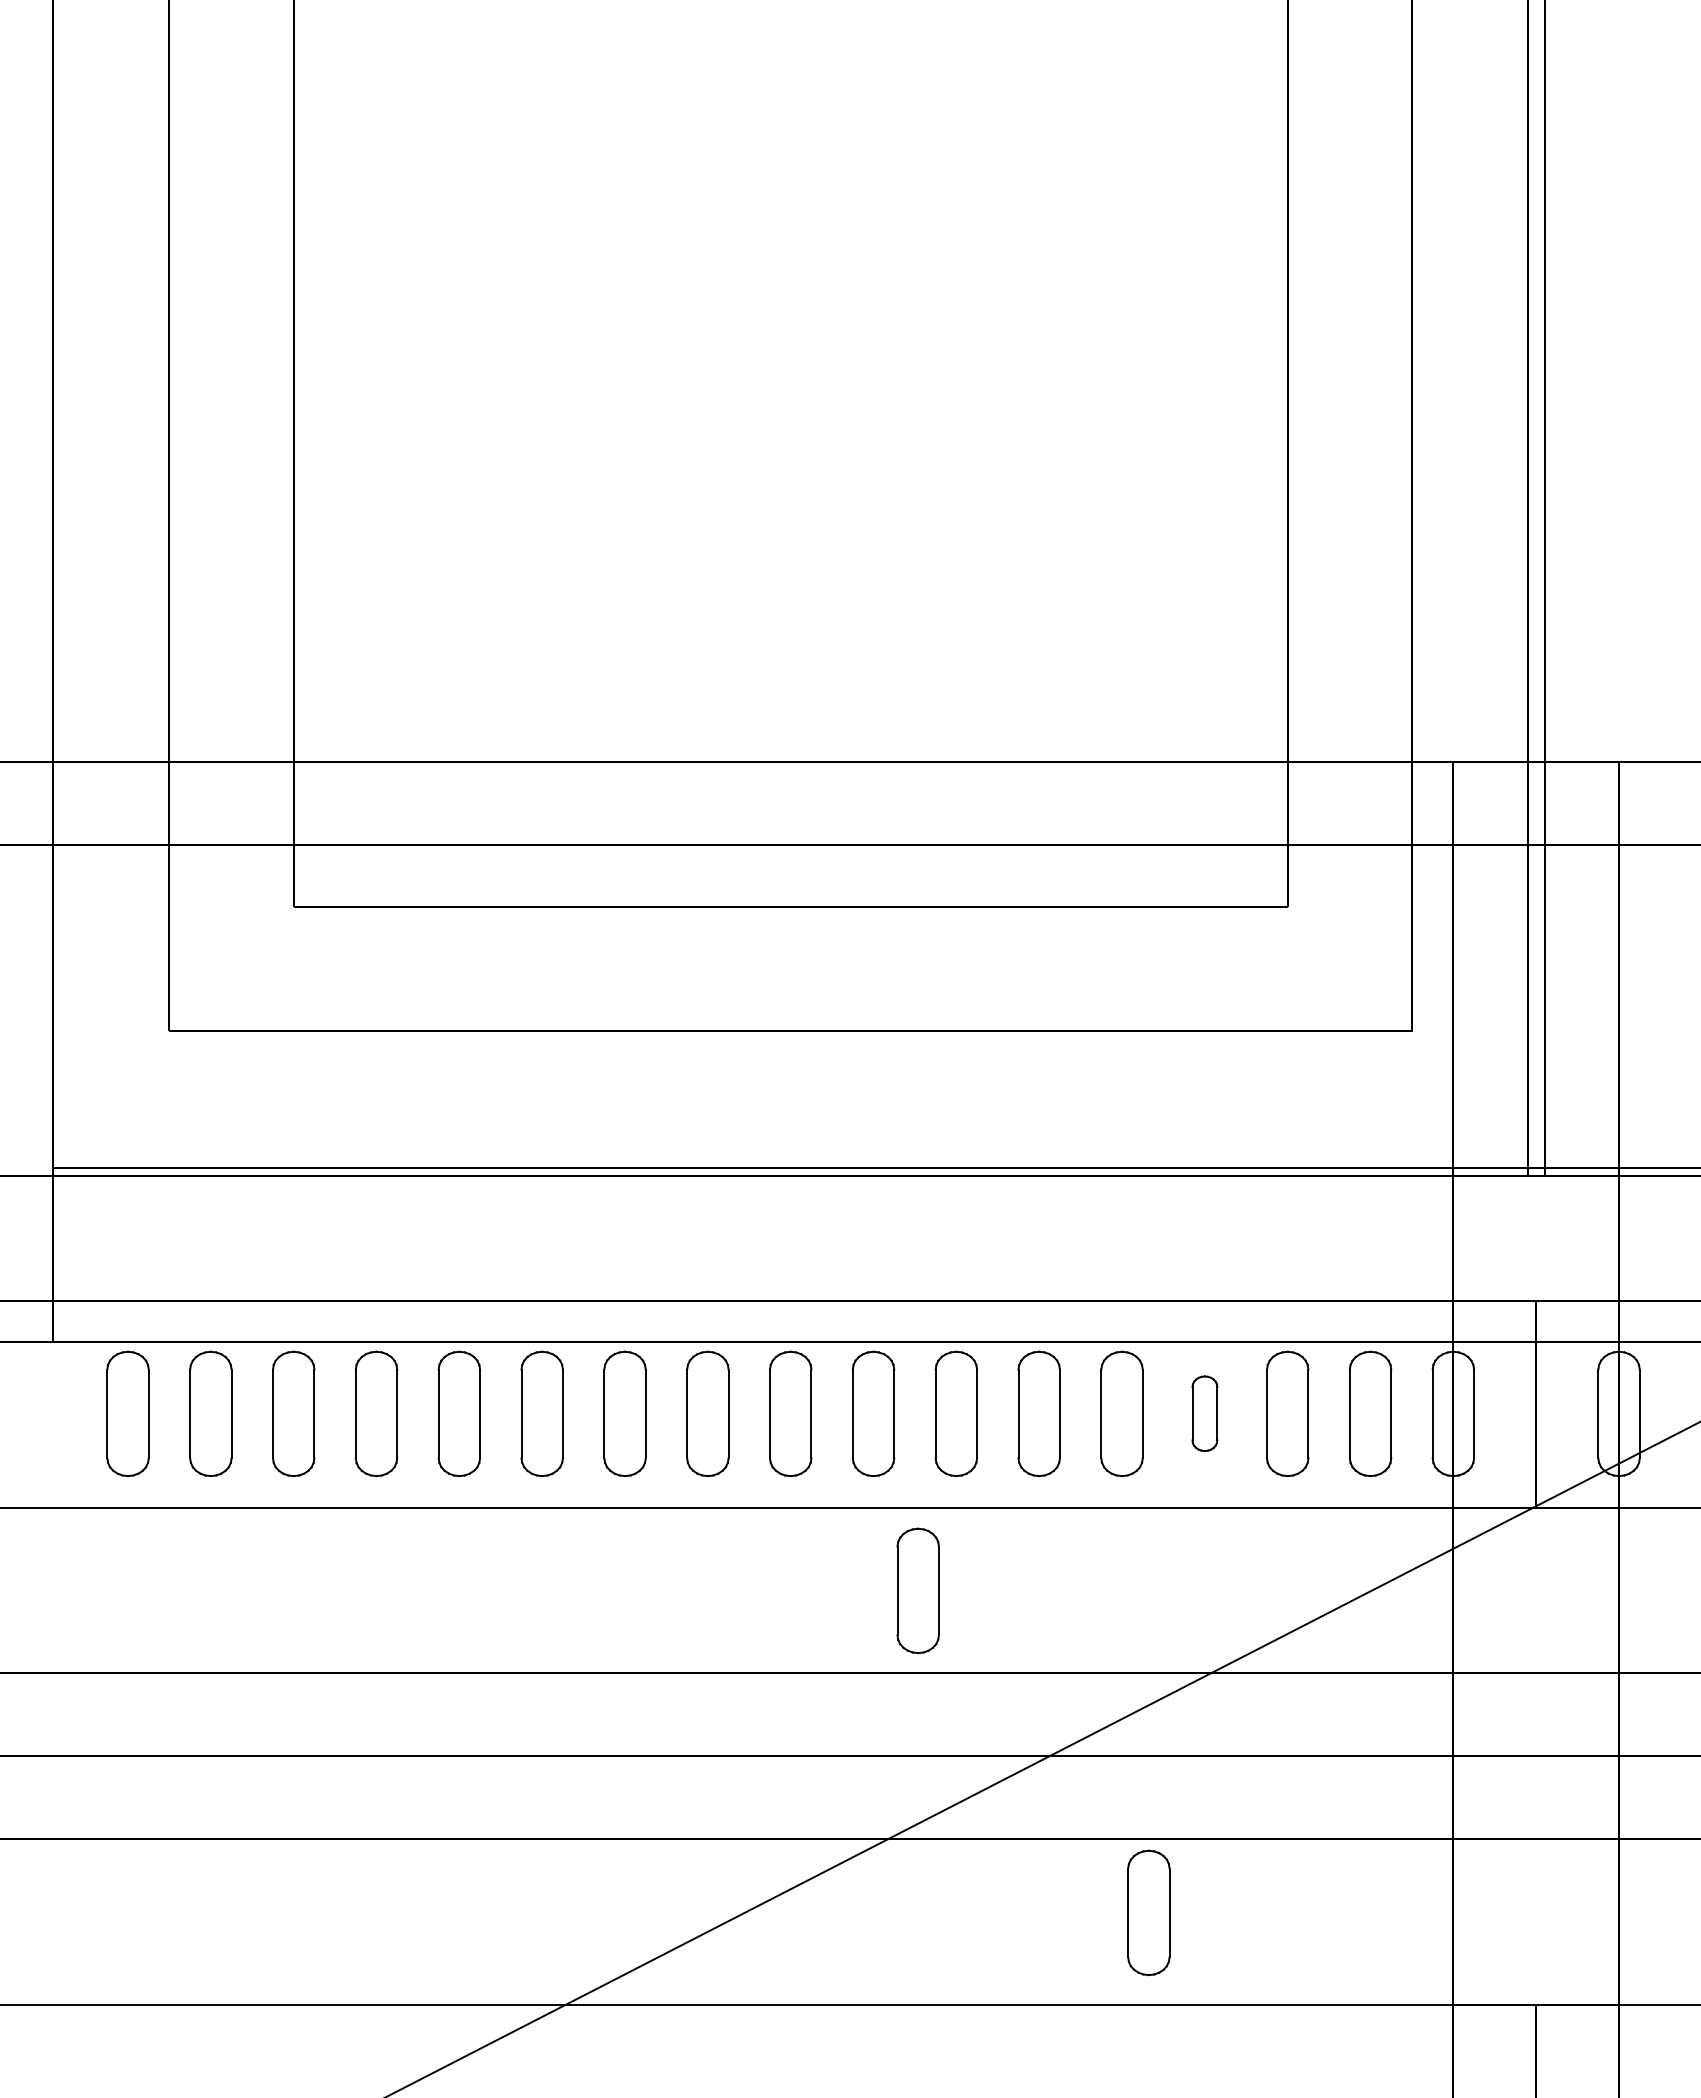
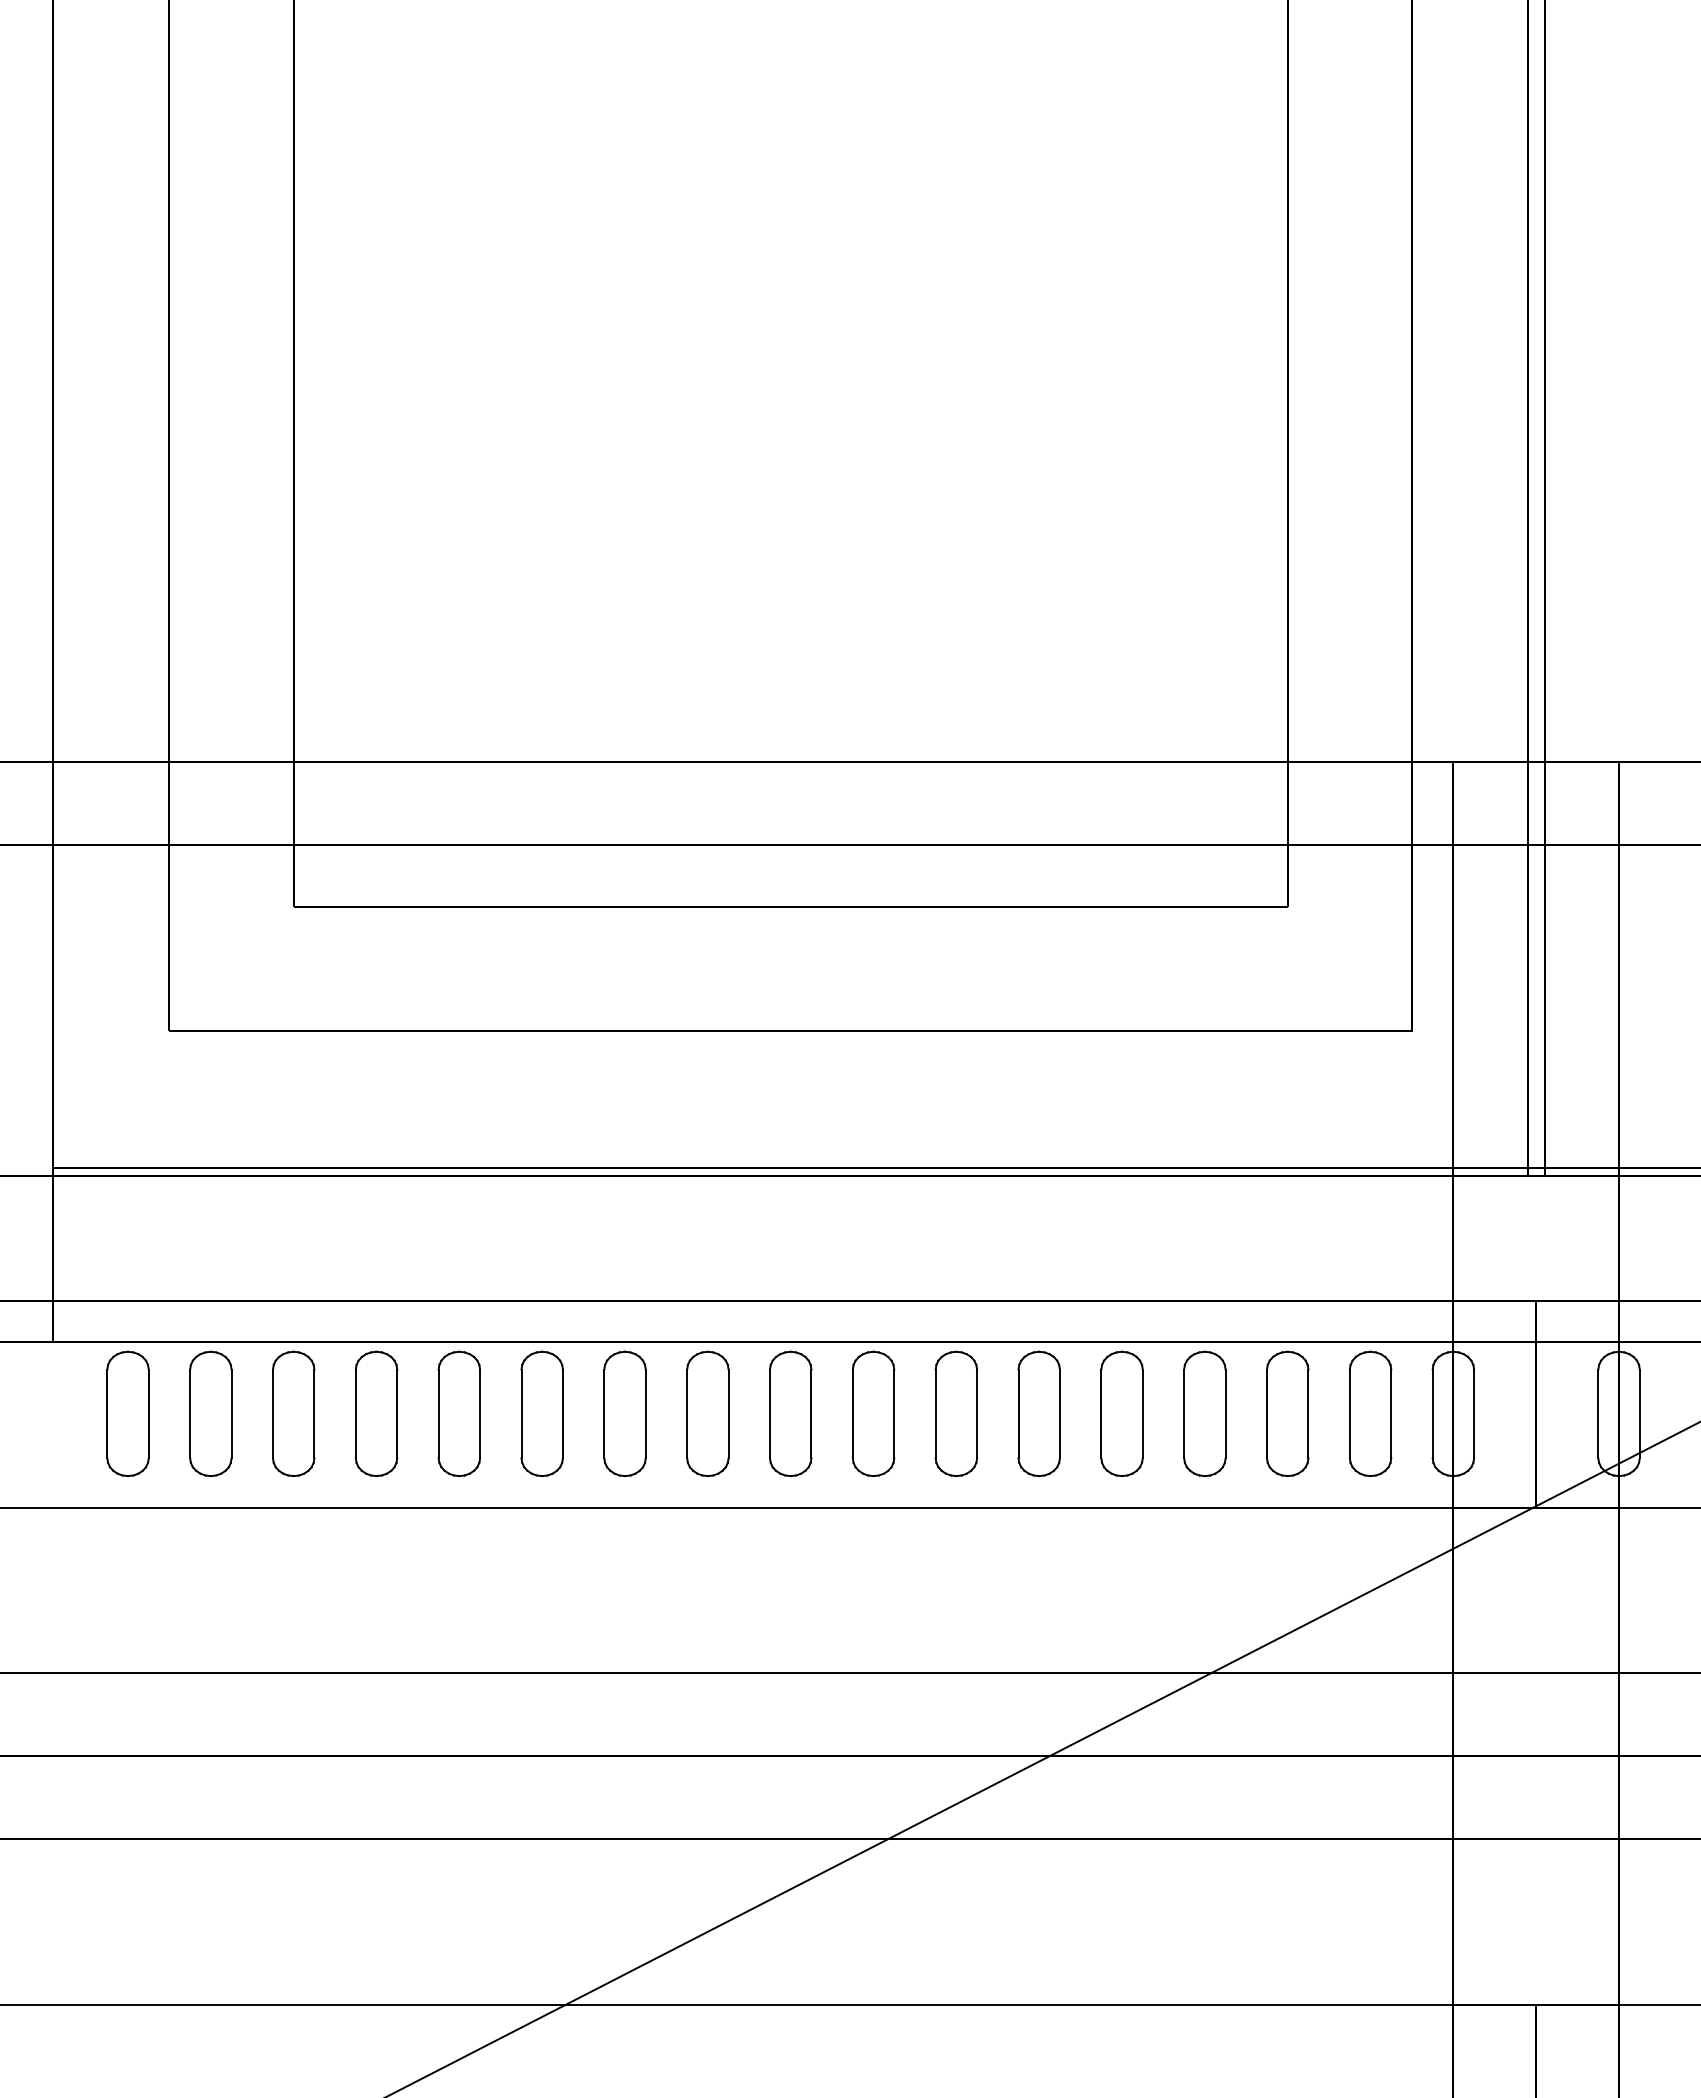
part size: 28x77 px -> 44x127 px (1204, 1413)
part: present -> none (917, 1590)
part: present -> none (1148, 1912)
